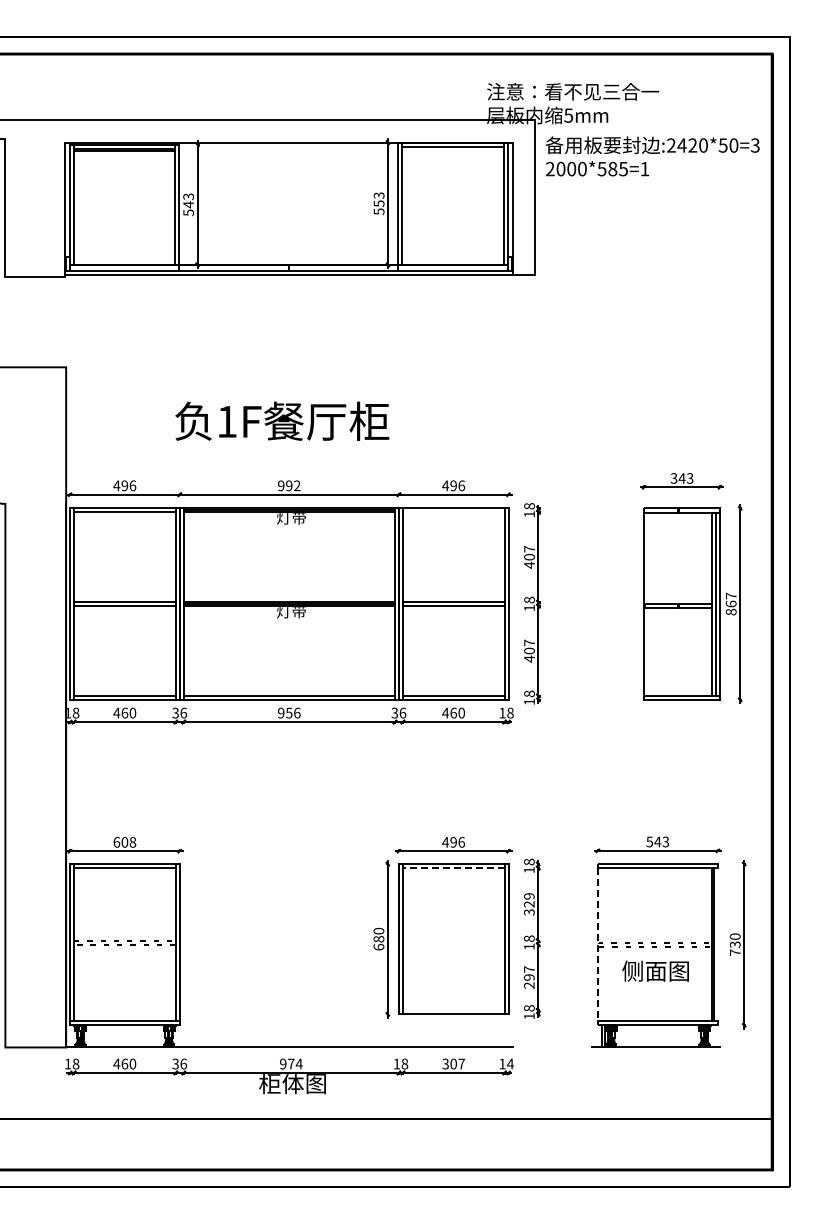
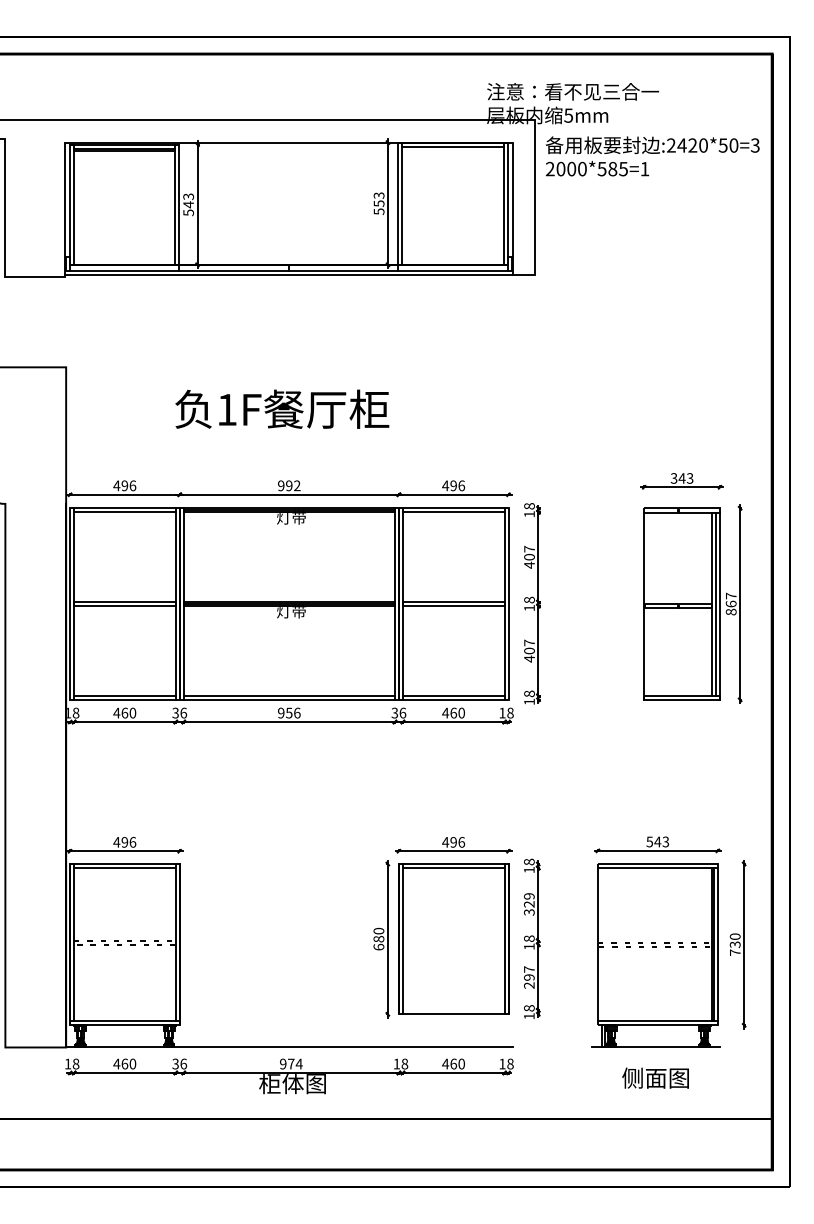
text position: (282, 420) -> (282, 408) (282, 408)
line: none -> present (453, 512)
text: 608 -> 496 (124, 842)
line: dashed -> solid (453, 868)
line: dashed -> solid (597, 944)
line: none -> present (717, 944)
text position: (655, 970) -> (655, 1077) (655, 1077)
text: 307 -> 460 (453, 1063)
text: 14 -> 18 (510, 1063)
